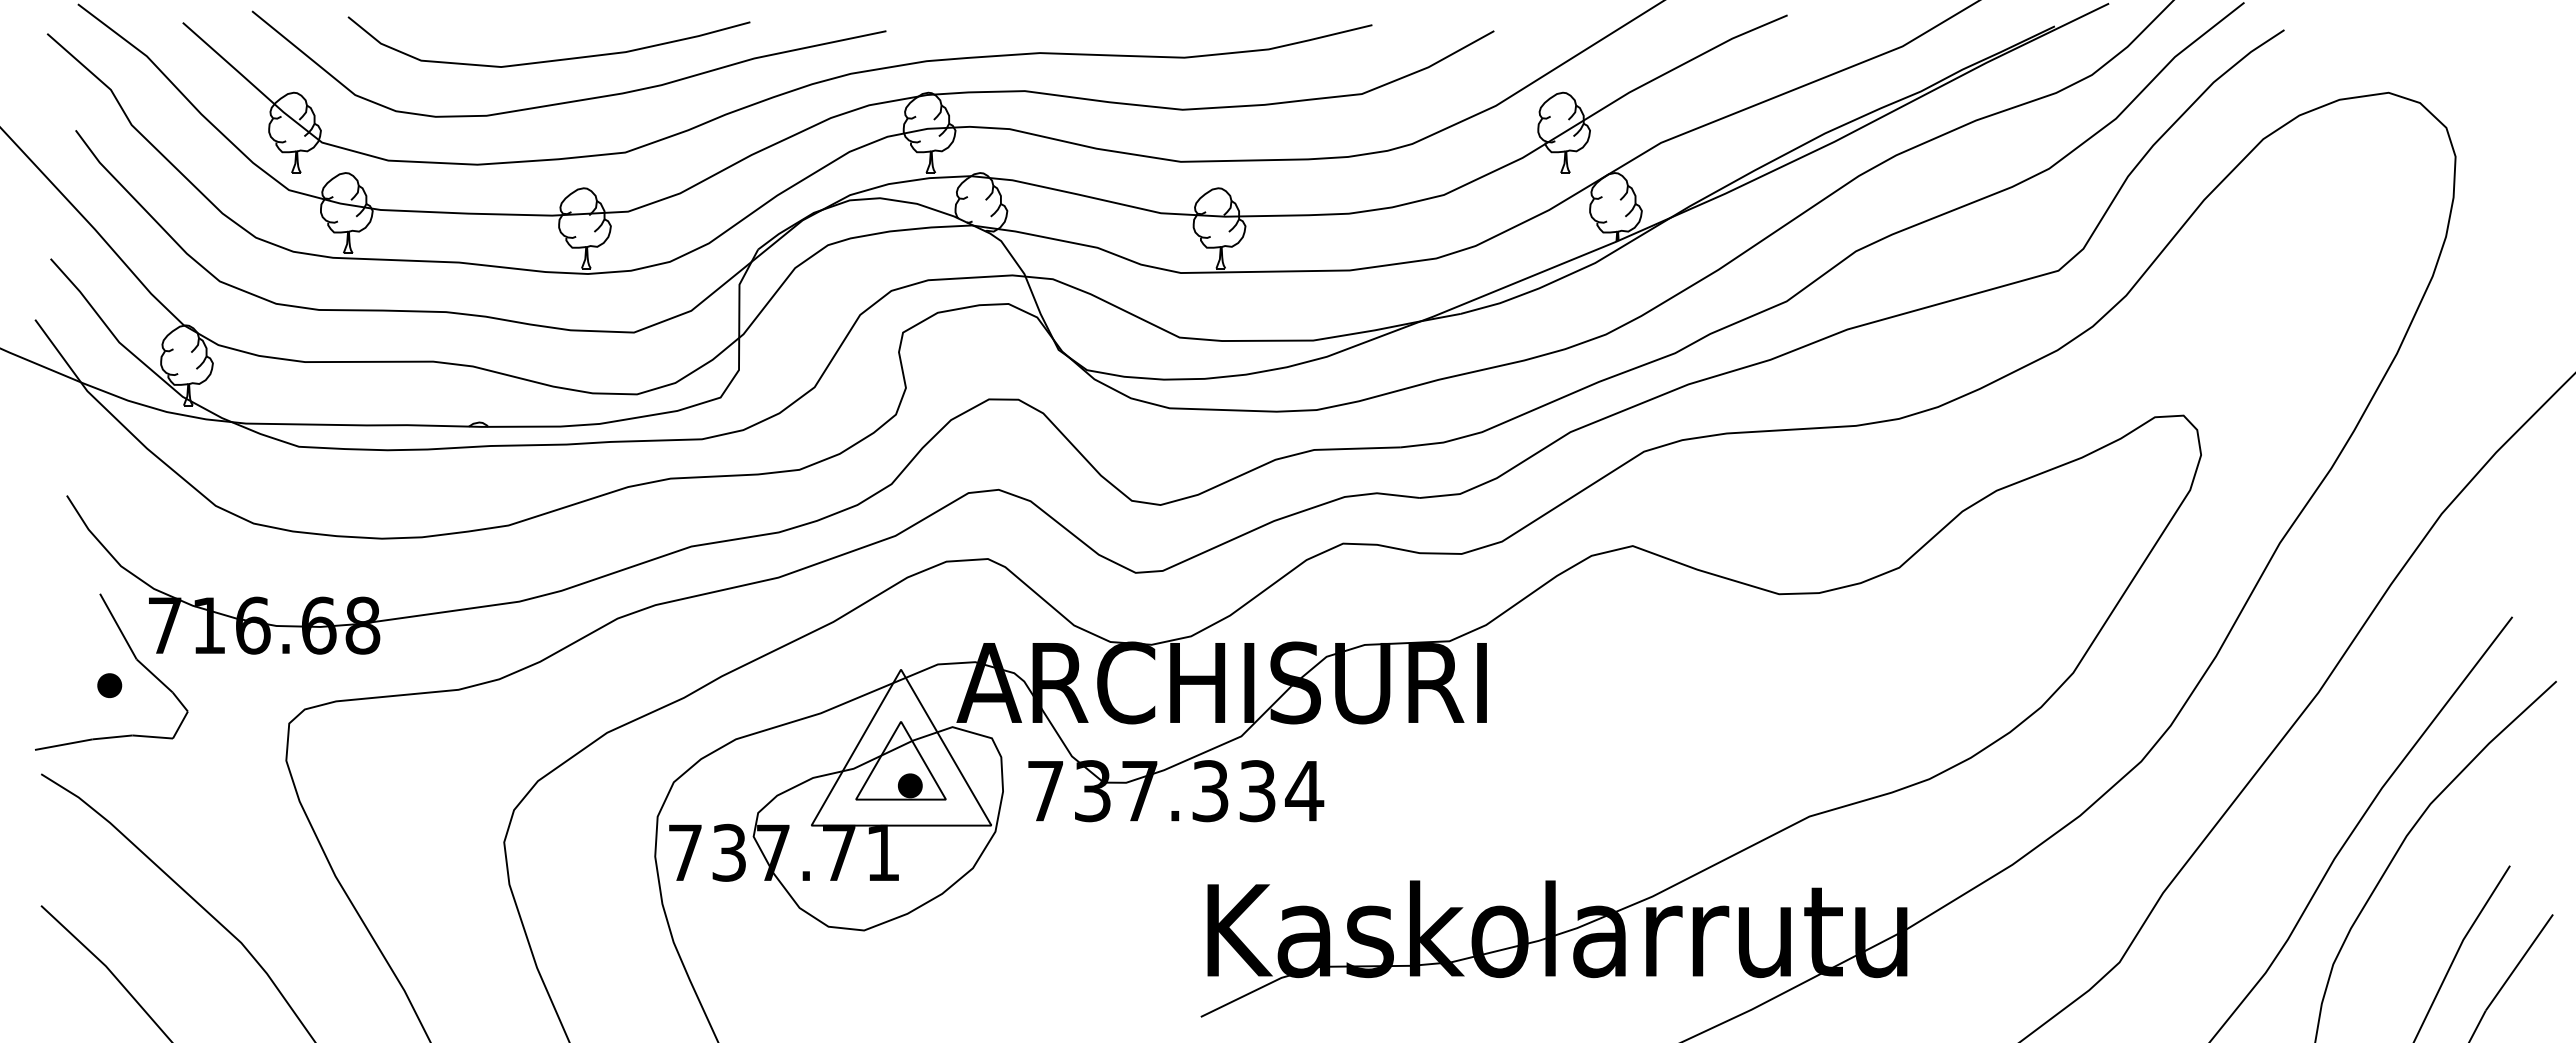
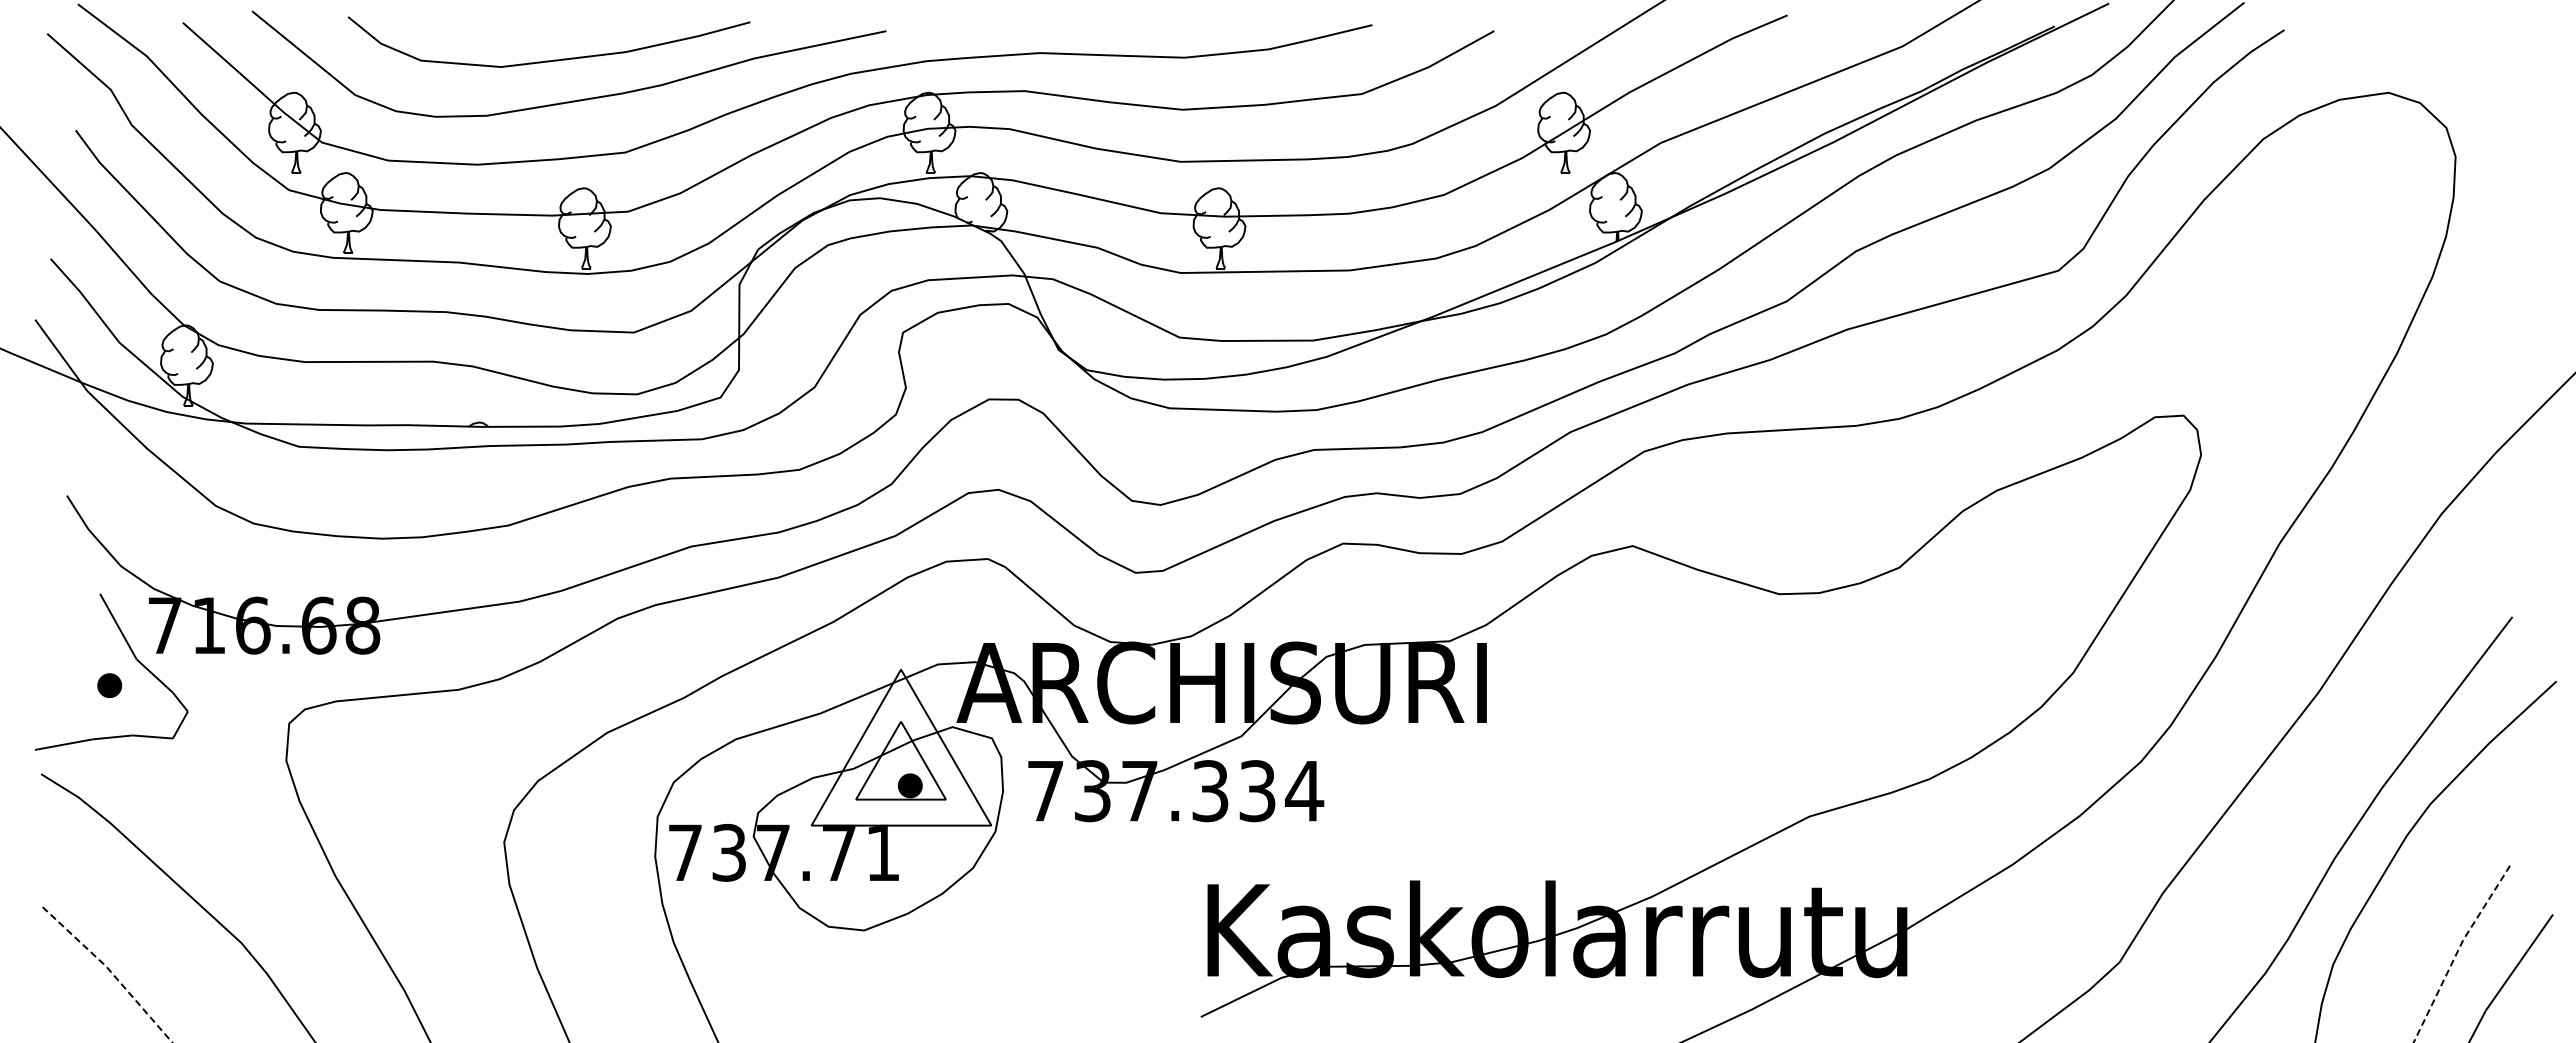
line: solid -> dashed (2457, 951)
line: solid -> dashed (109, 970)
